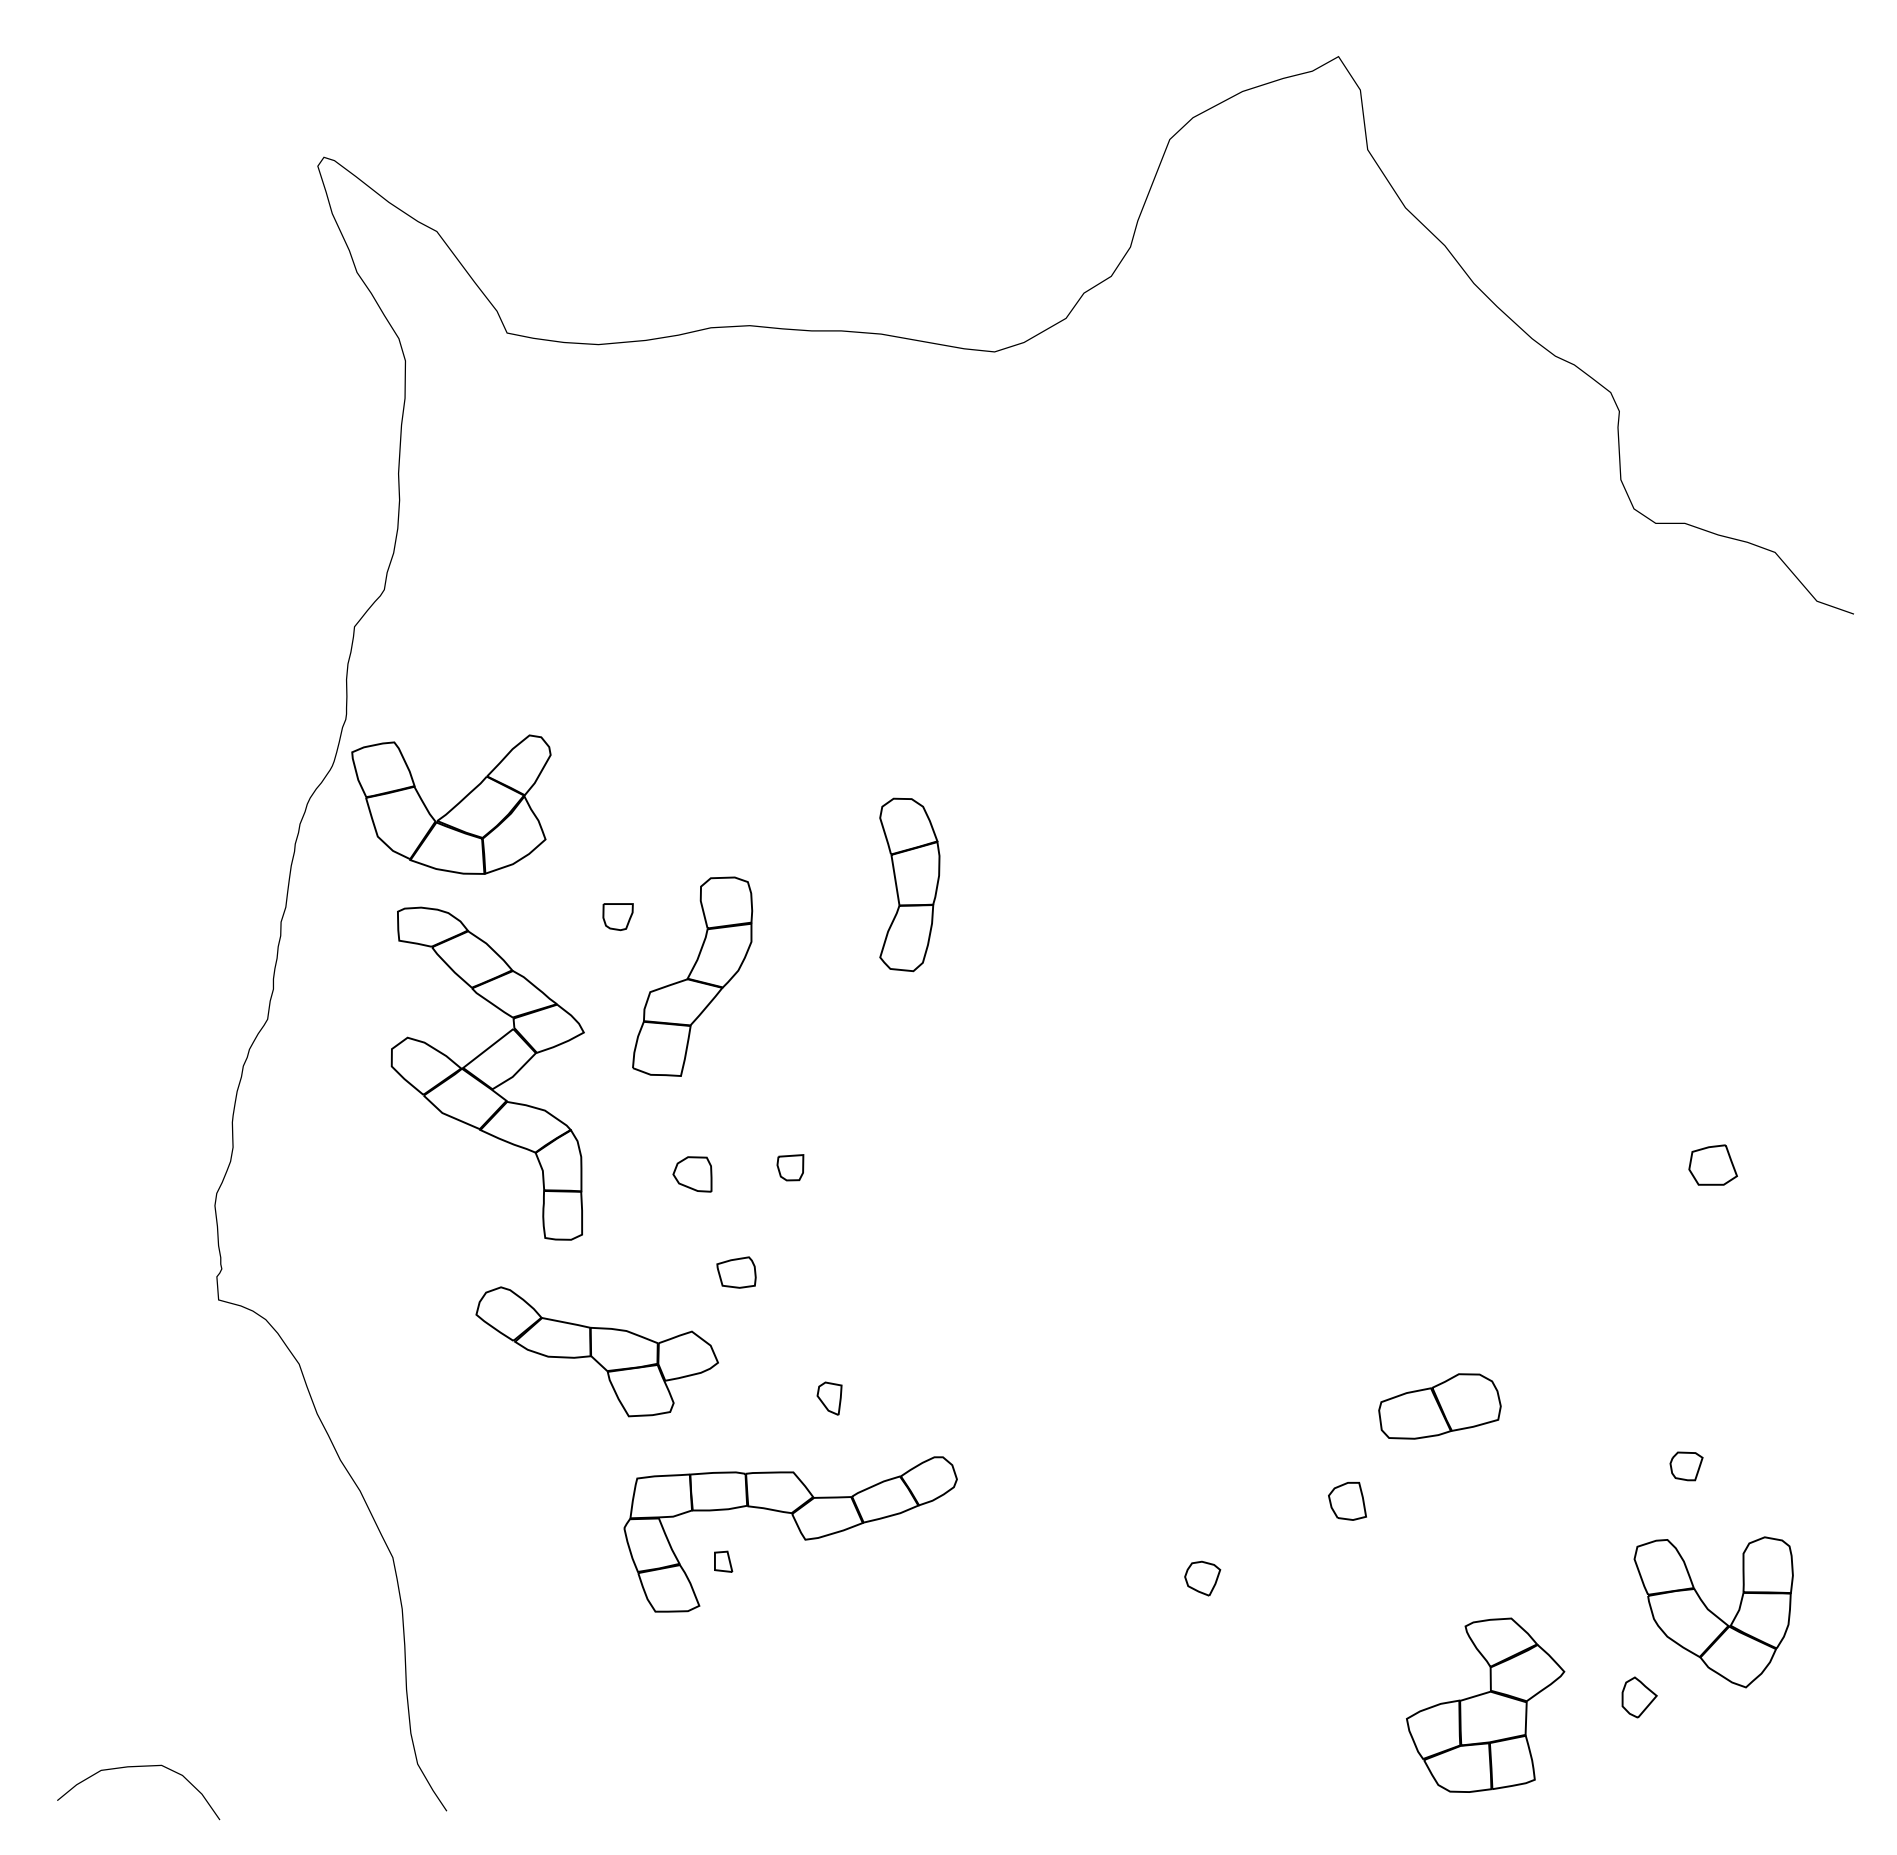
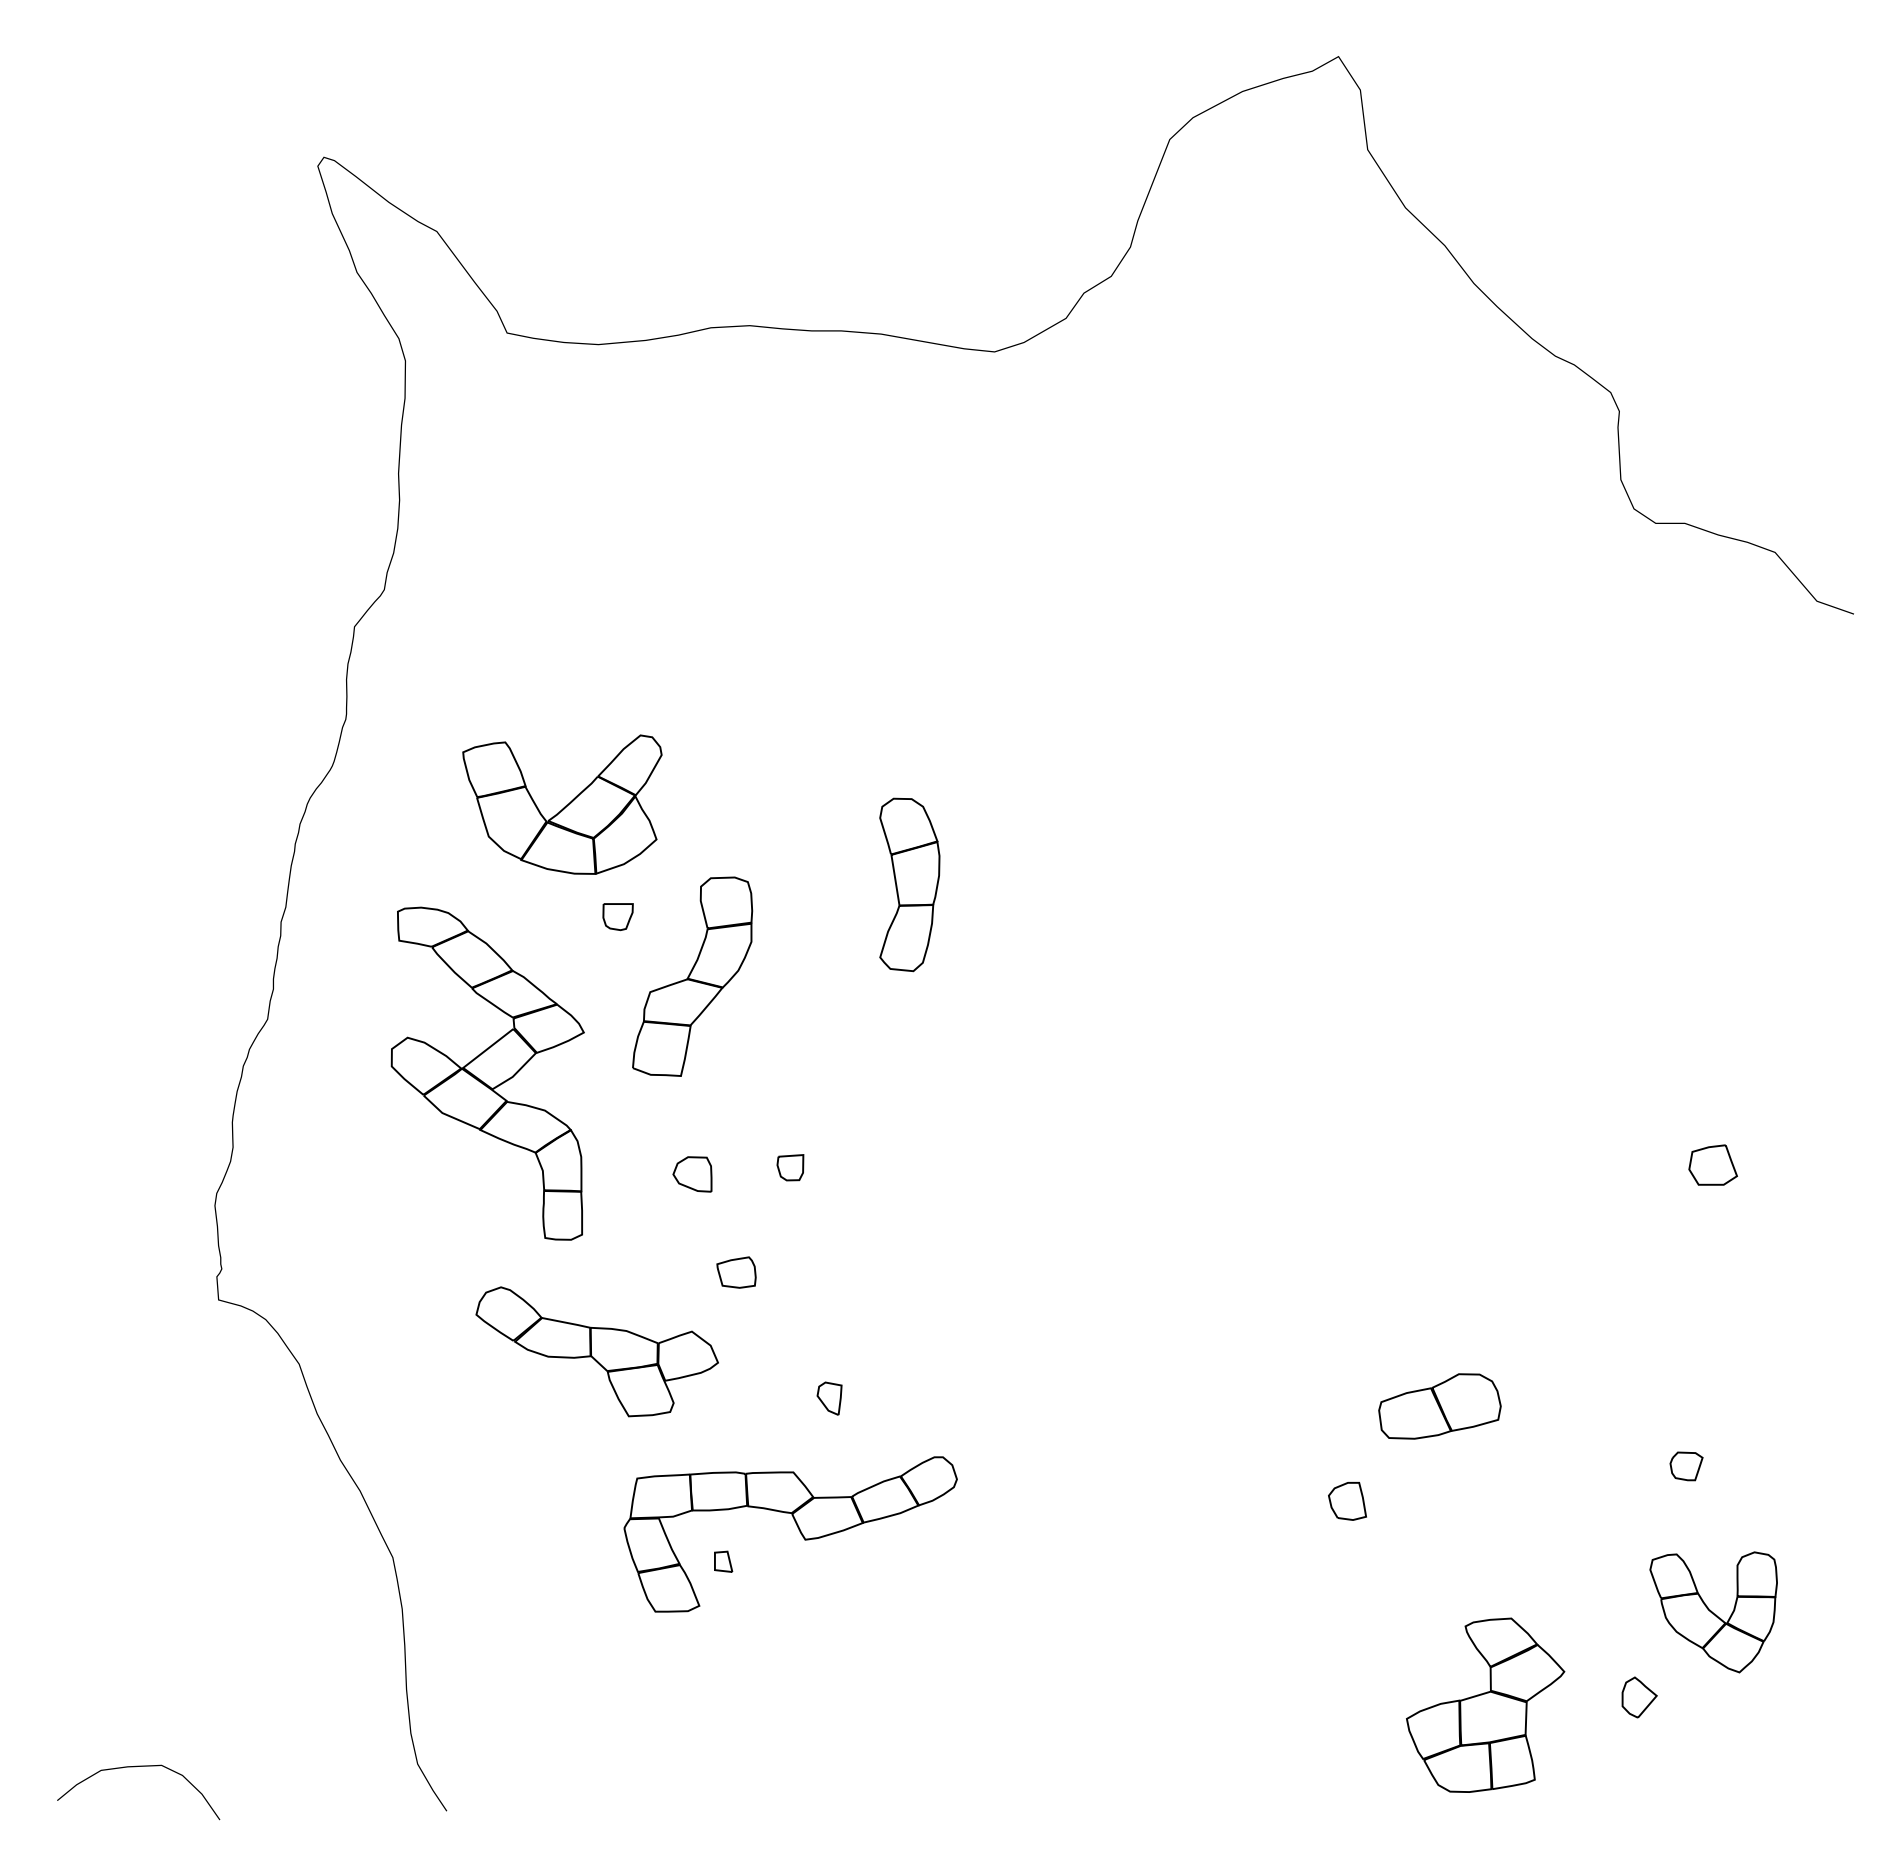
part position: (451, 804) -> (562, 804) (562, 804)
part: present -> none (1202, 1578)
part size: 161x153 px -> 129x123 px (1713, 1612)
